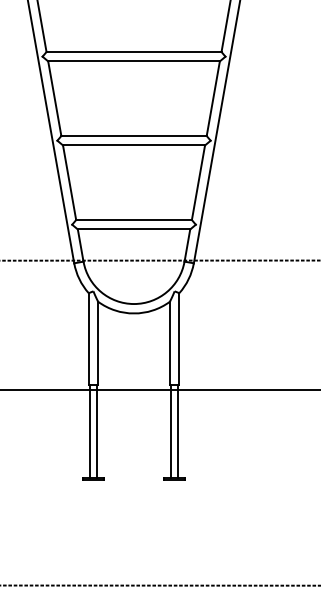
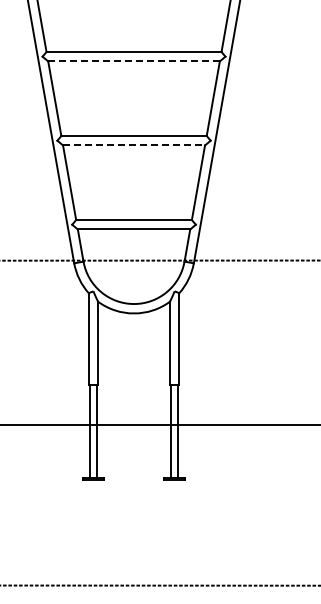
line: solid -> dashed (134, 61)
line: solid -> dashed (134, 145)
line position: (159, 389) -> (159, 424) (159, 424)
